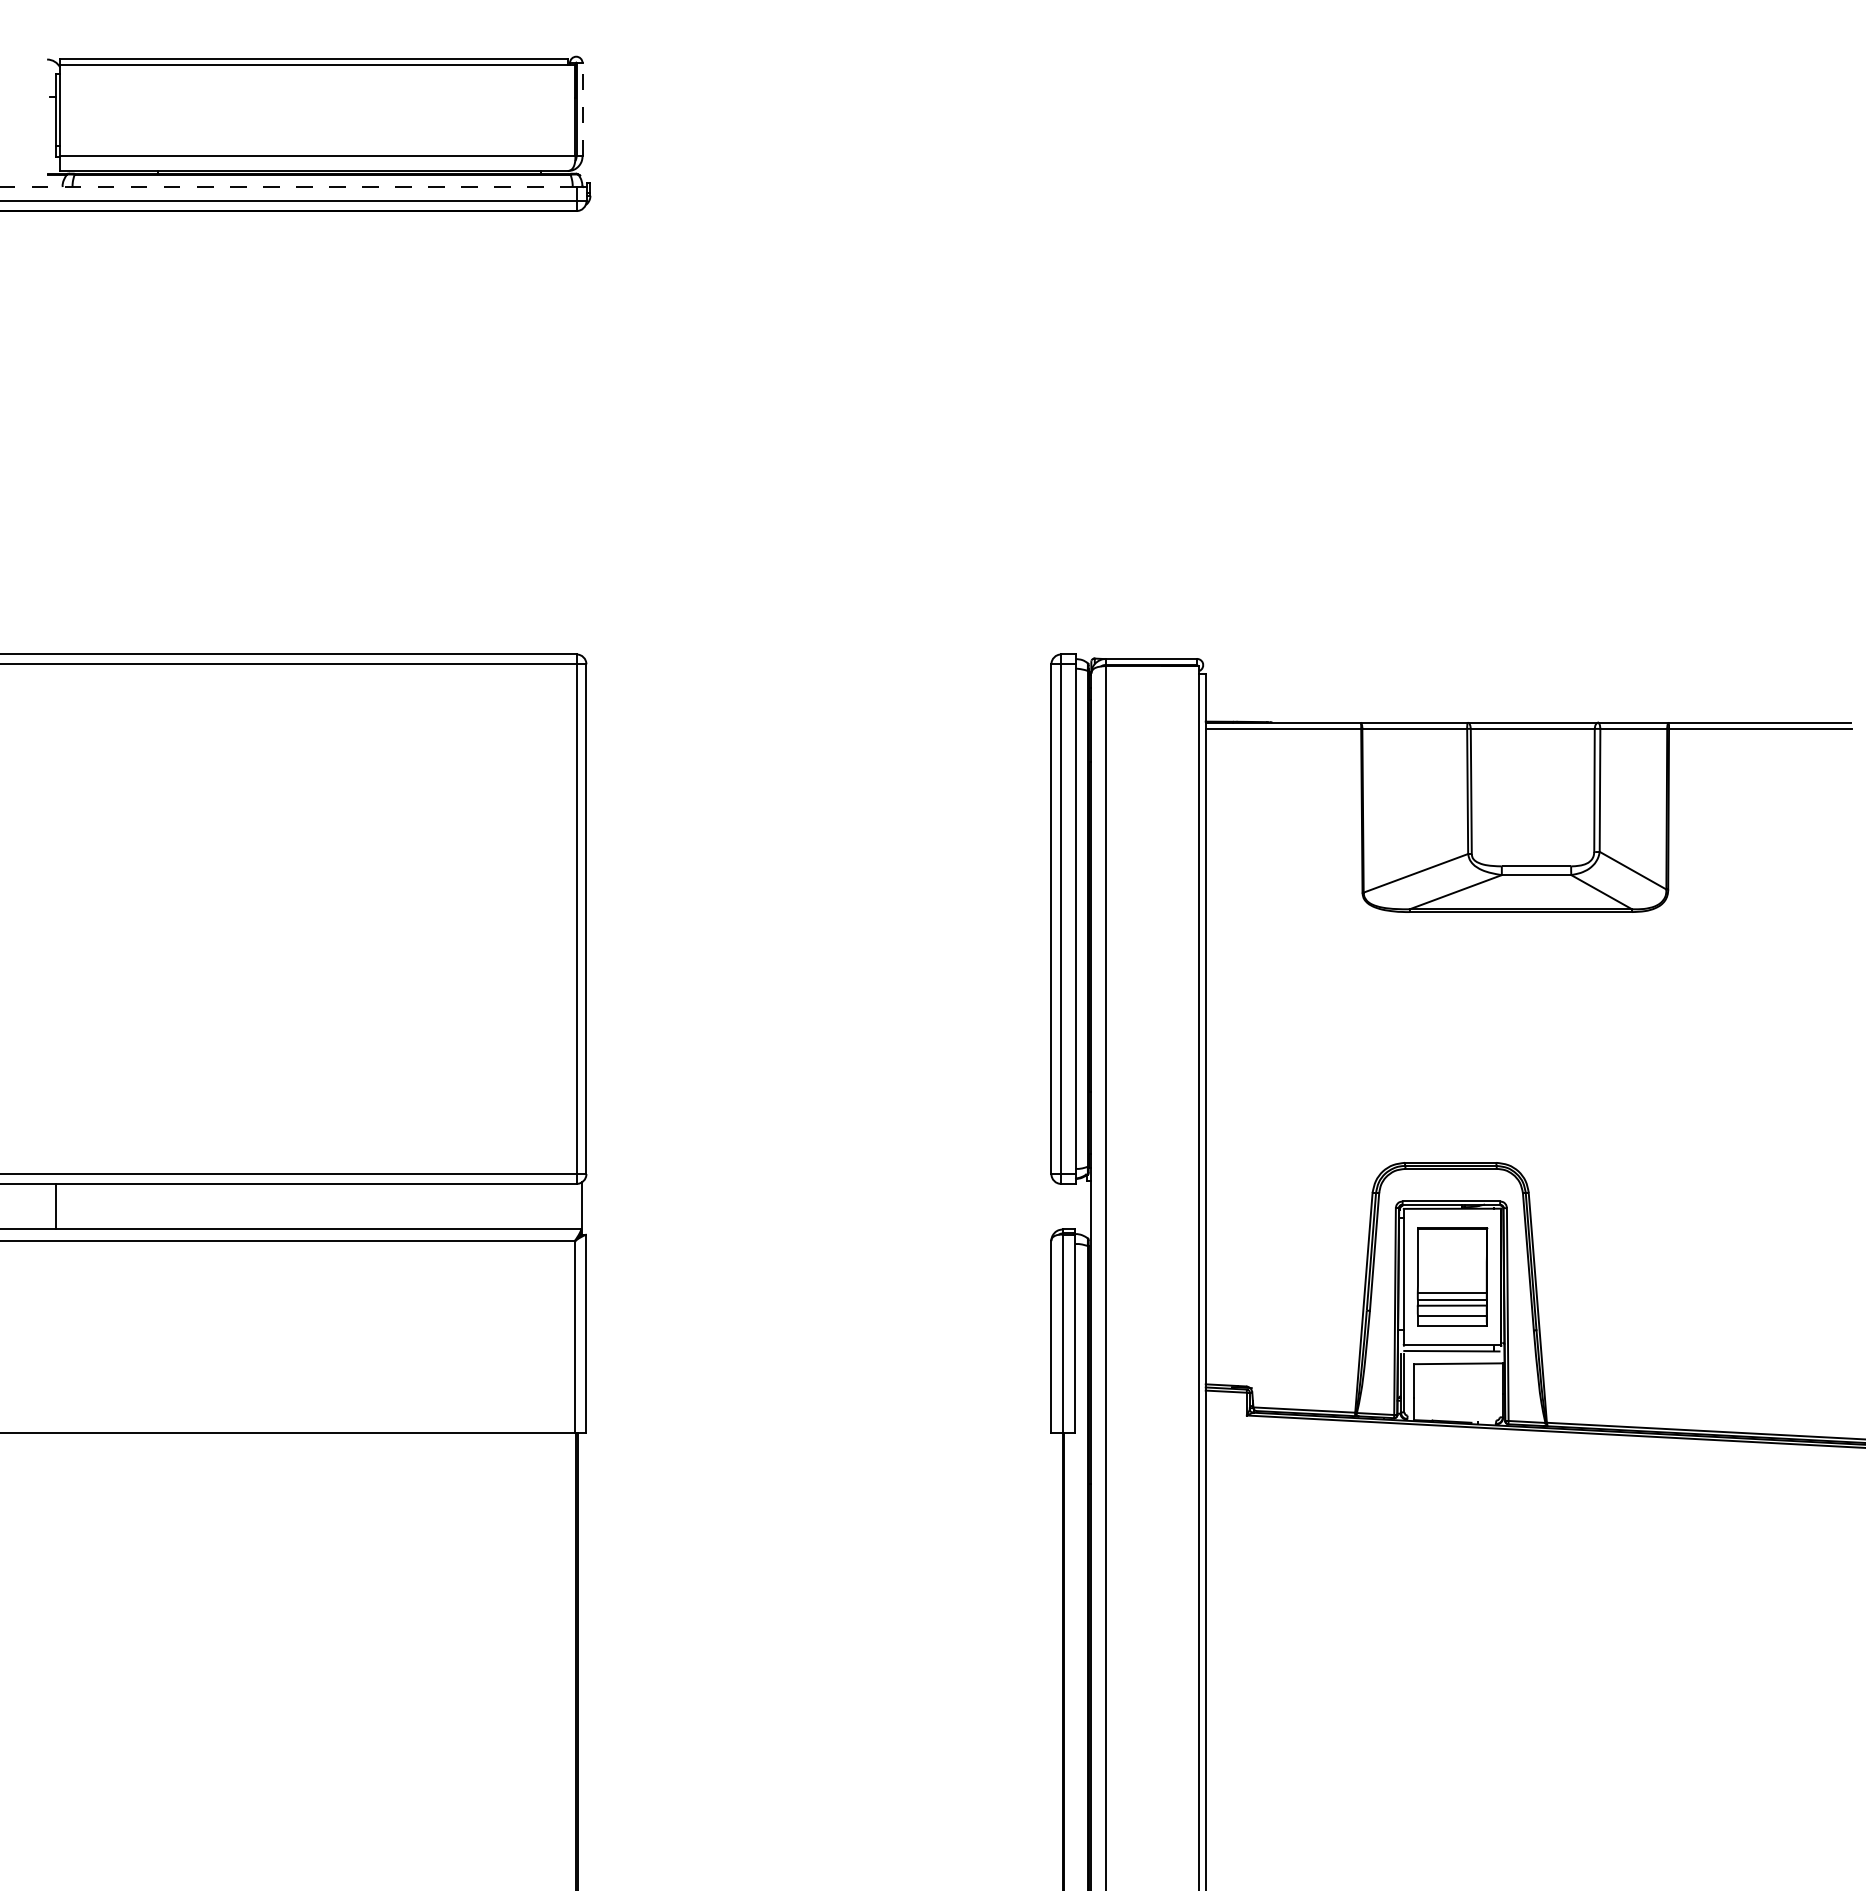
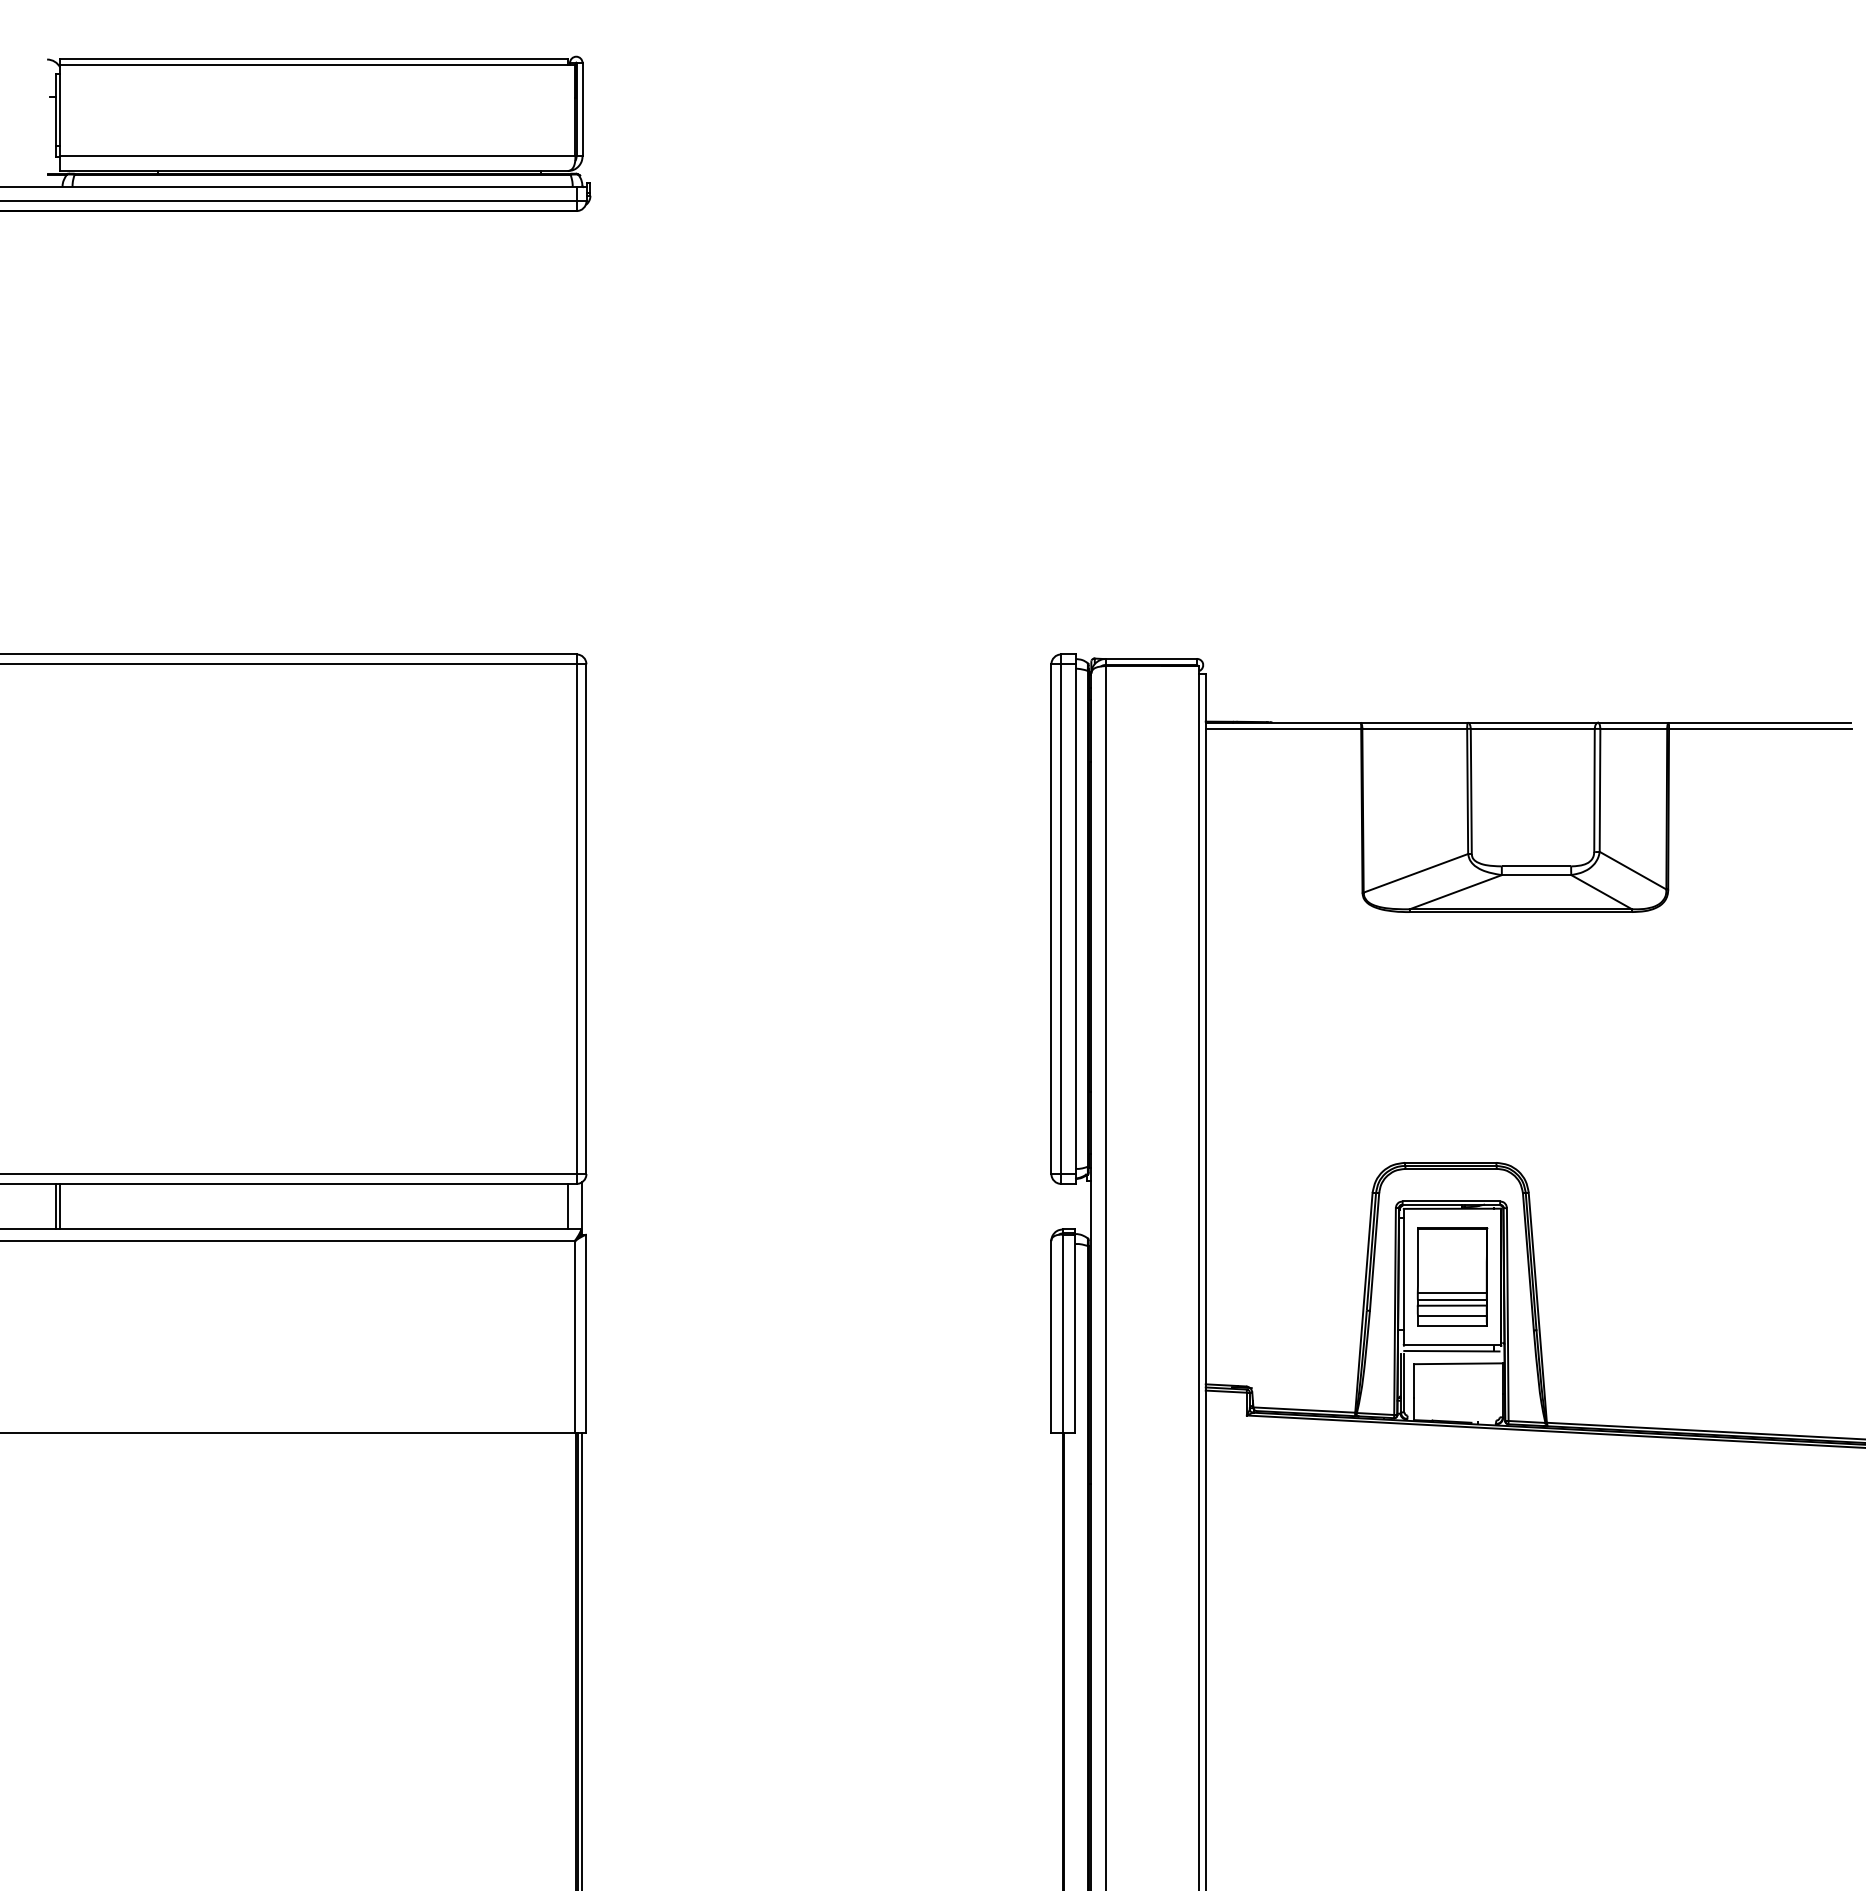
line: dashed -> solid (582, 109)
line: dashed -> solid (288, 186)
line: none -> present (60, 1206)
line: none -> present (567, 1206)
line: none -> present (582, 1659)
